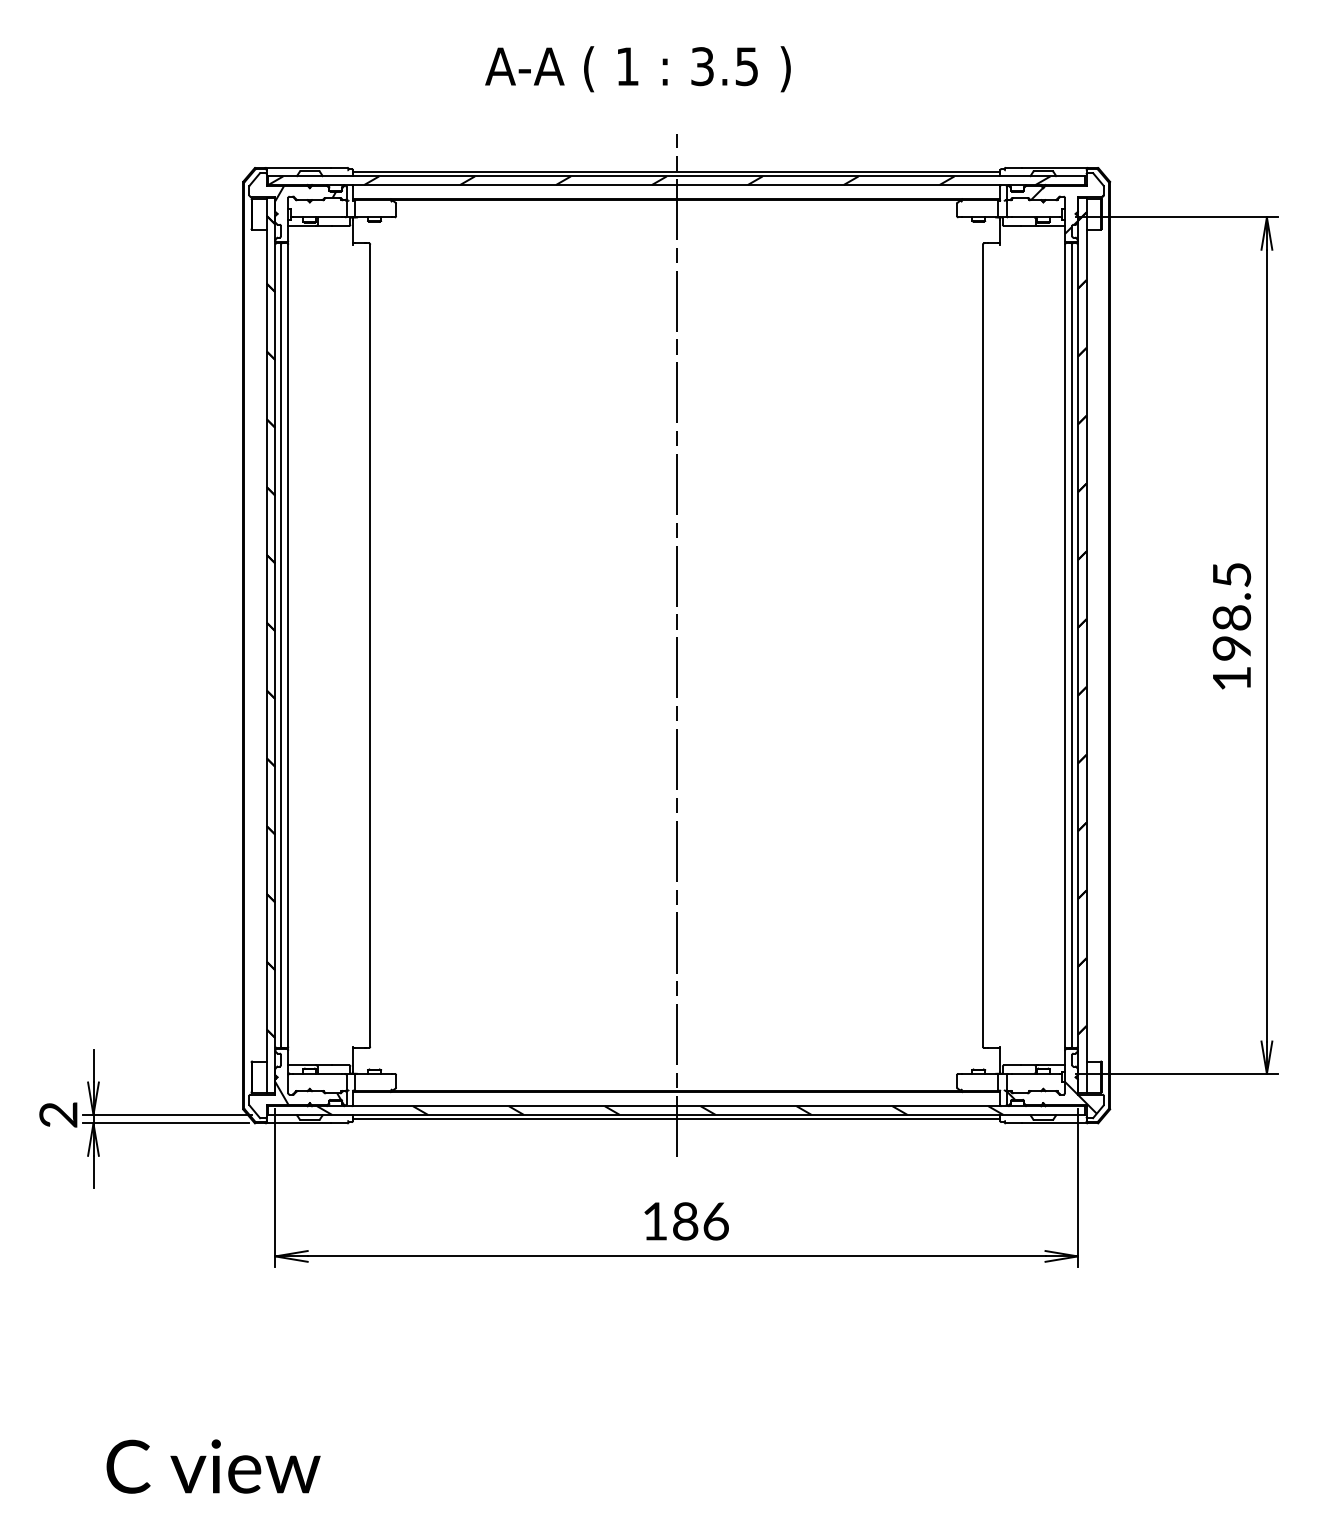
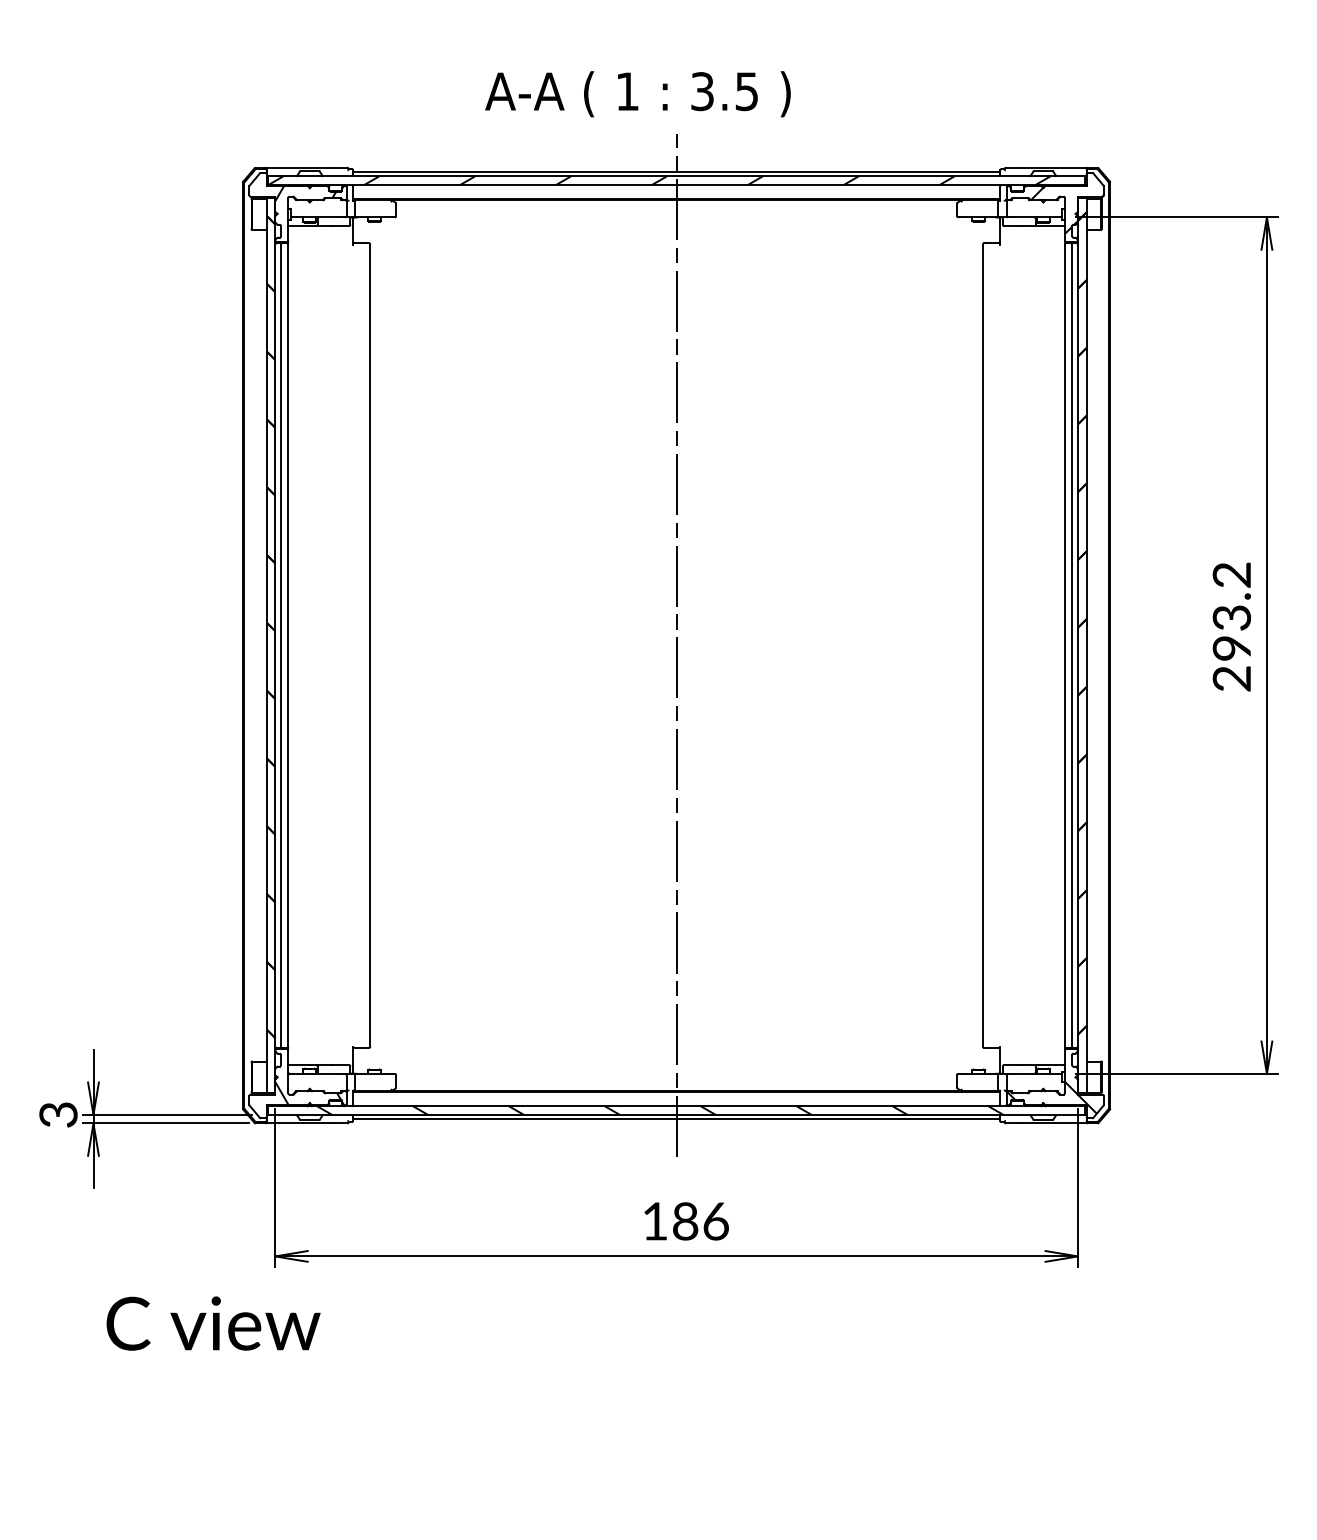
text position: (637, 69) -> (637, 94) (637, 94)
text: 198.5 -> 293.2 (1231, 626)
text: 2 -> 3 (58, 1114)
text position: (213, 1466) -> (213, 1323) (213, 1323)
